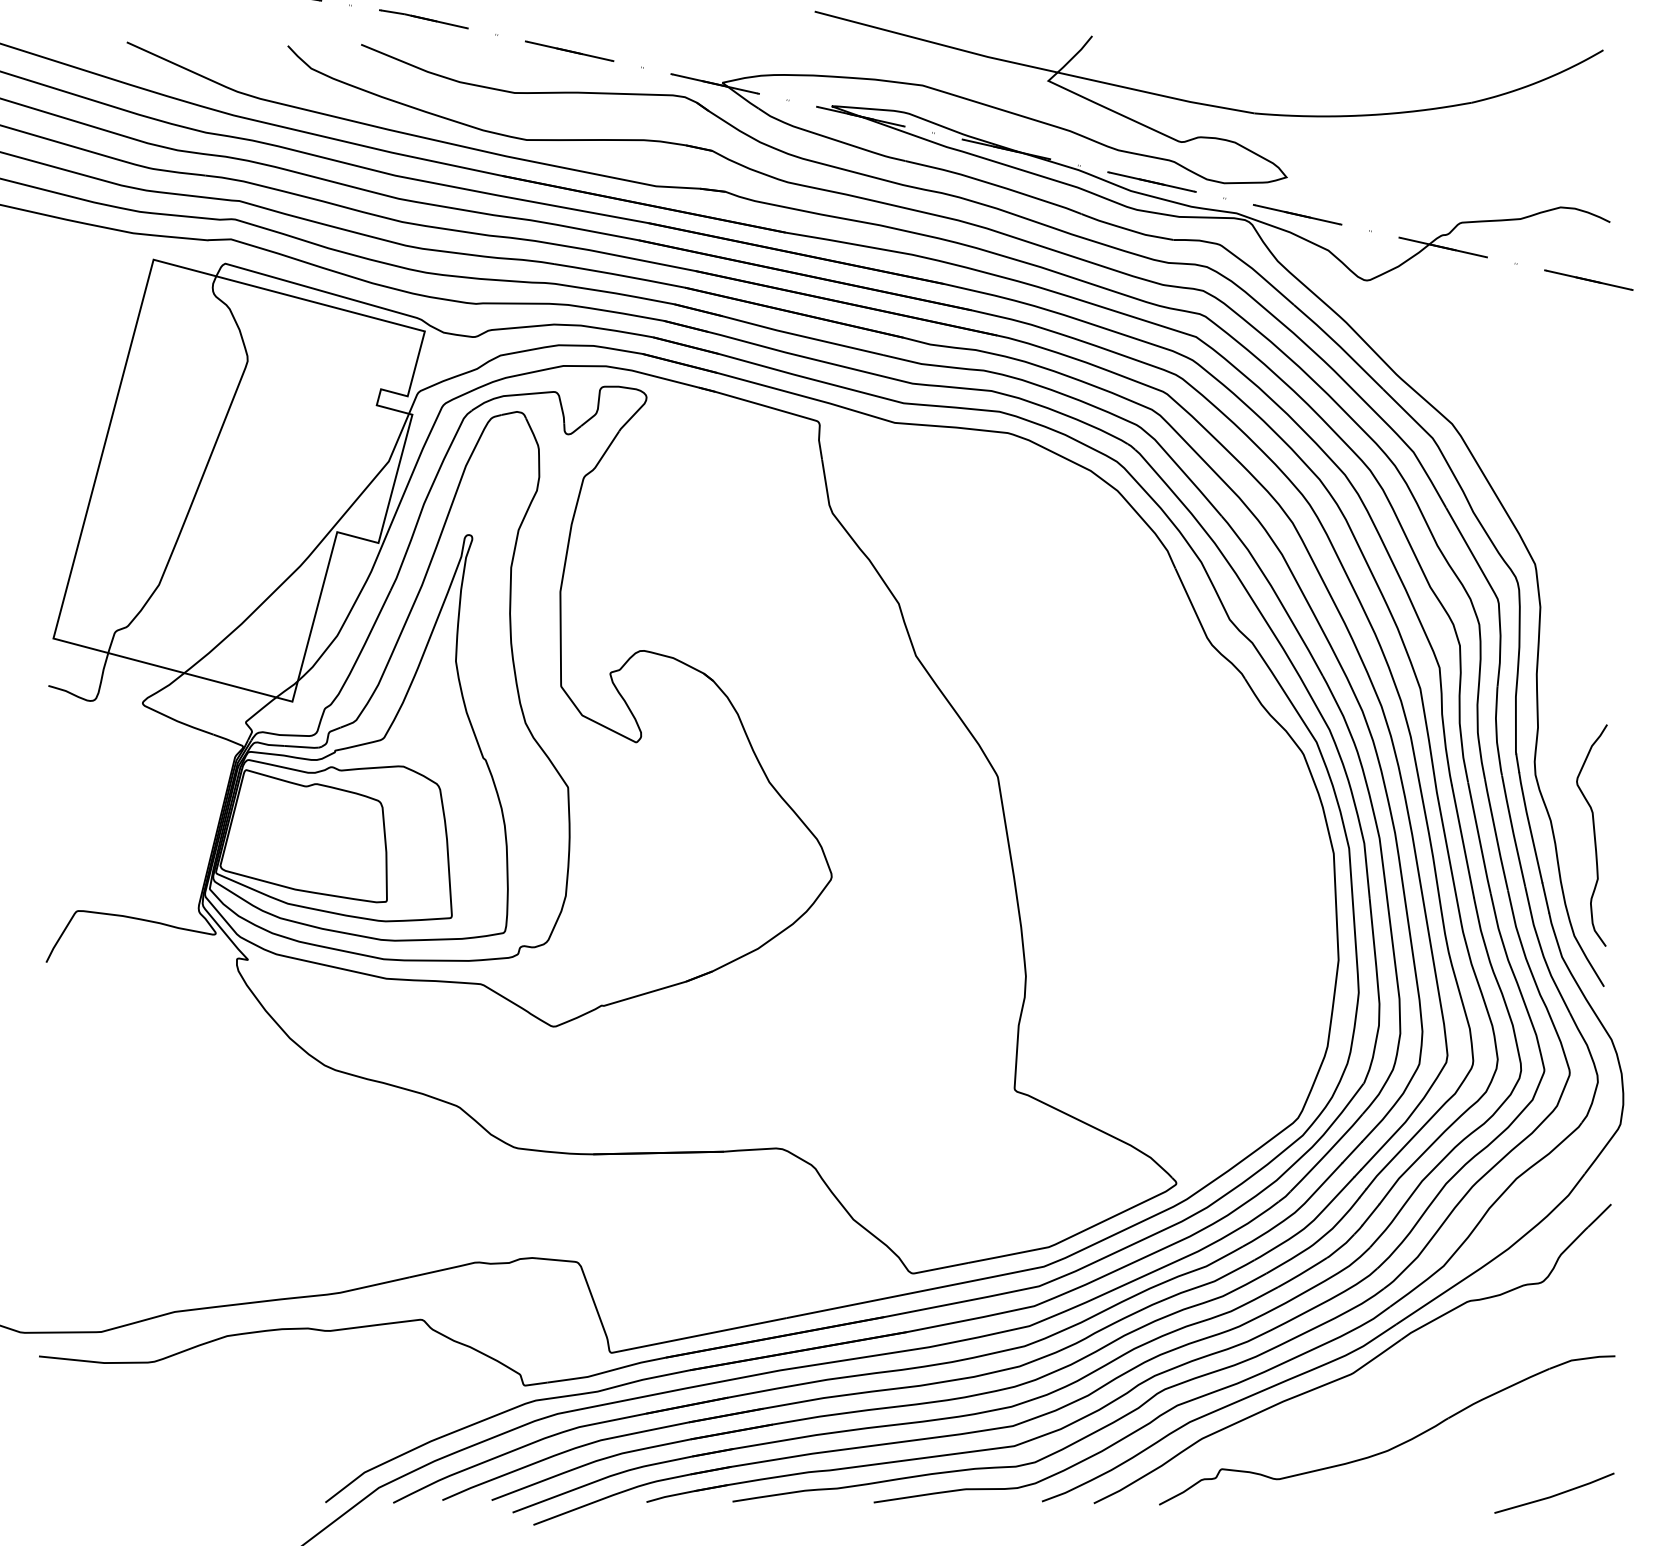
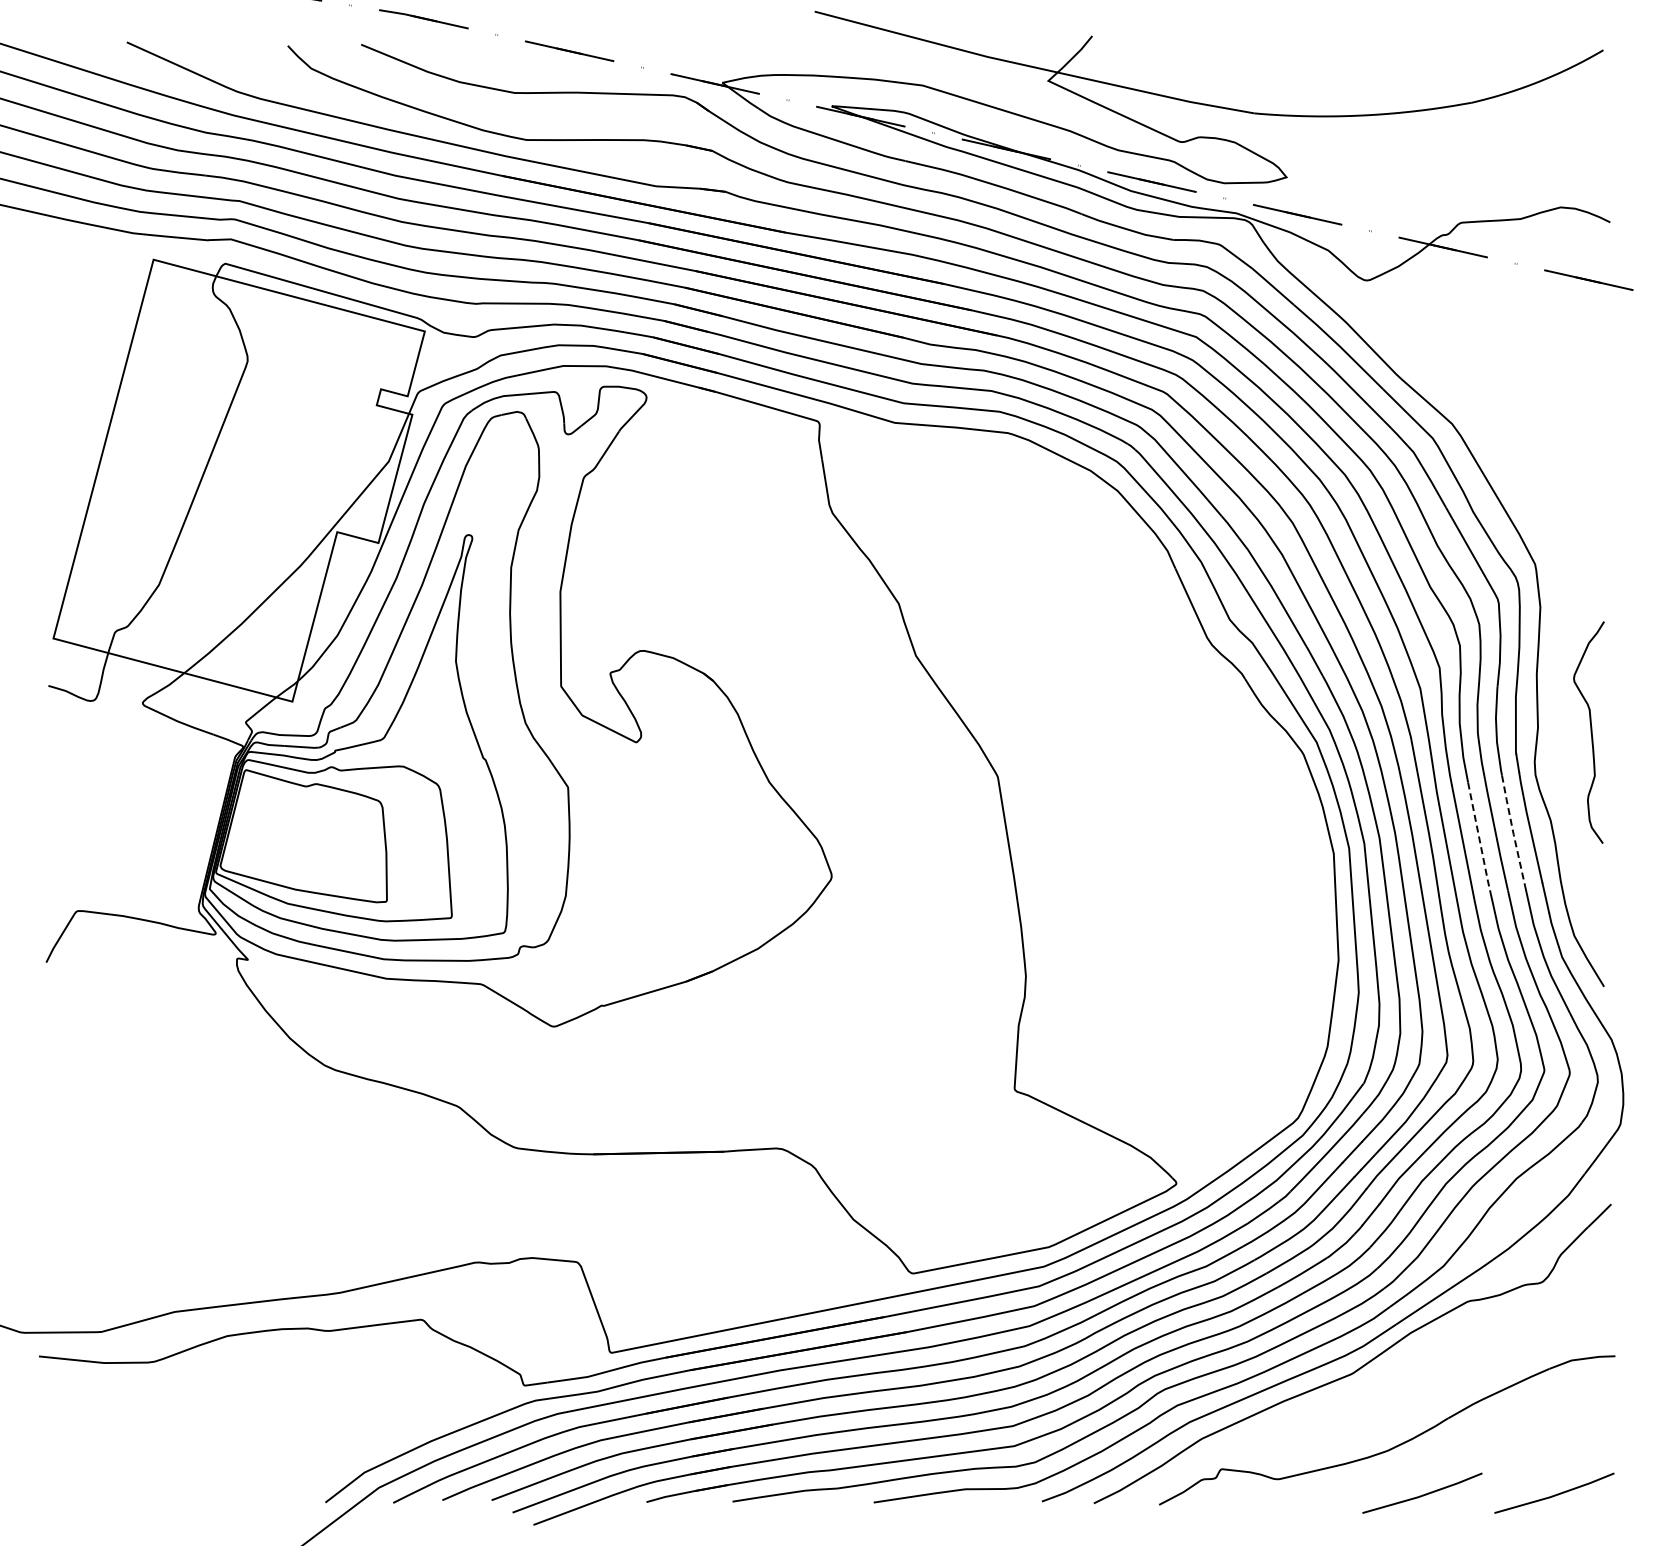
line: solid -> dashed (1513, 831)
curve position: (1593, 835) -> (1590, 732) (1590, 732)
line: solid -> dashed (1479, 838)
line: none -> present (1422, 1494)
